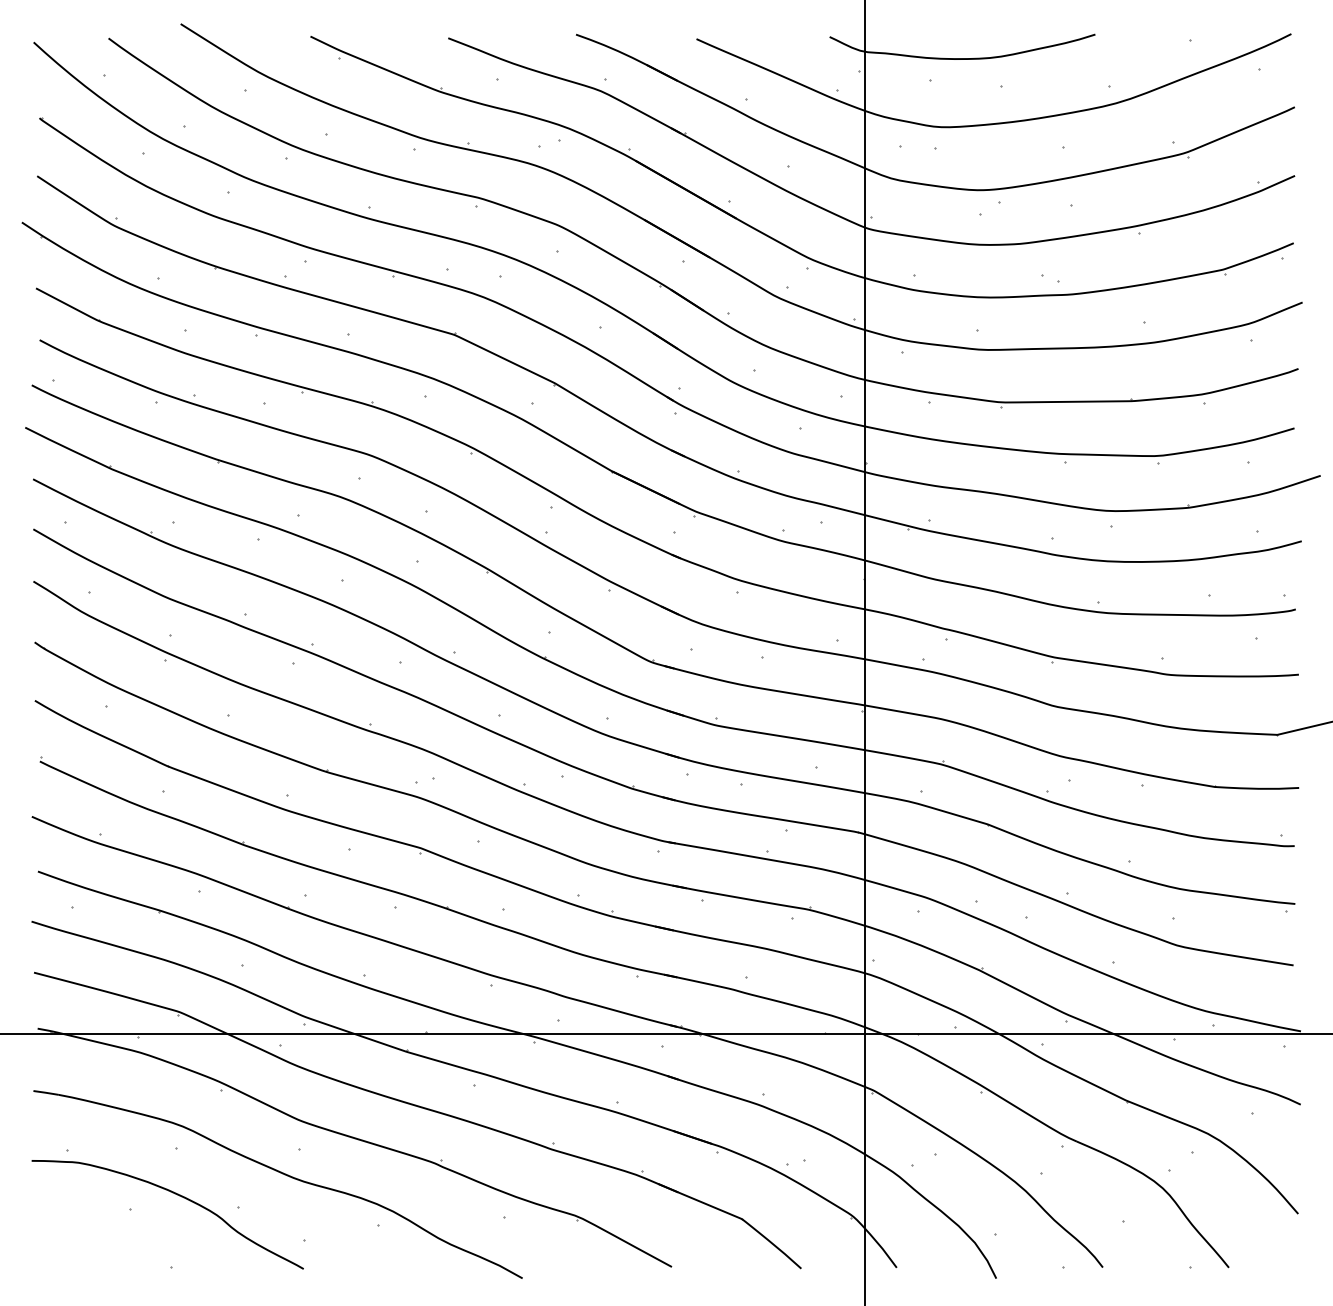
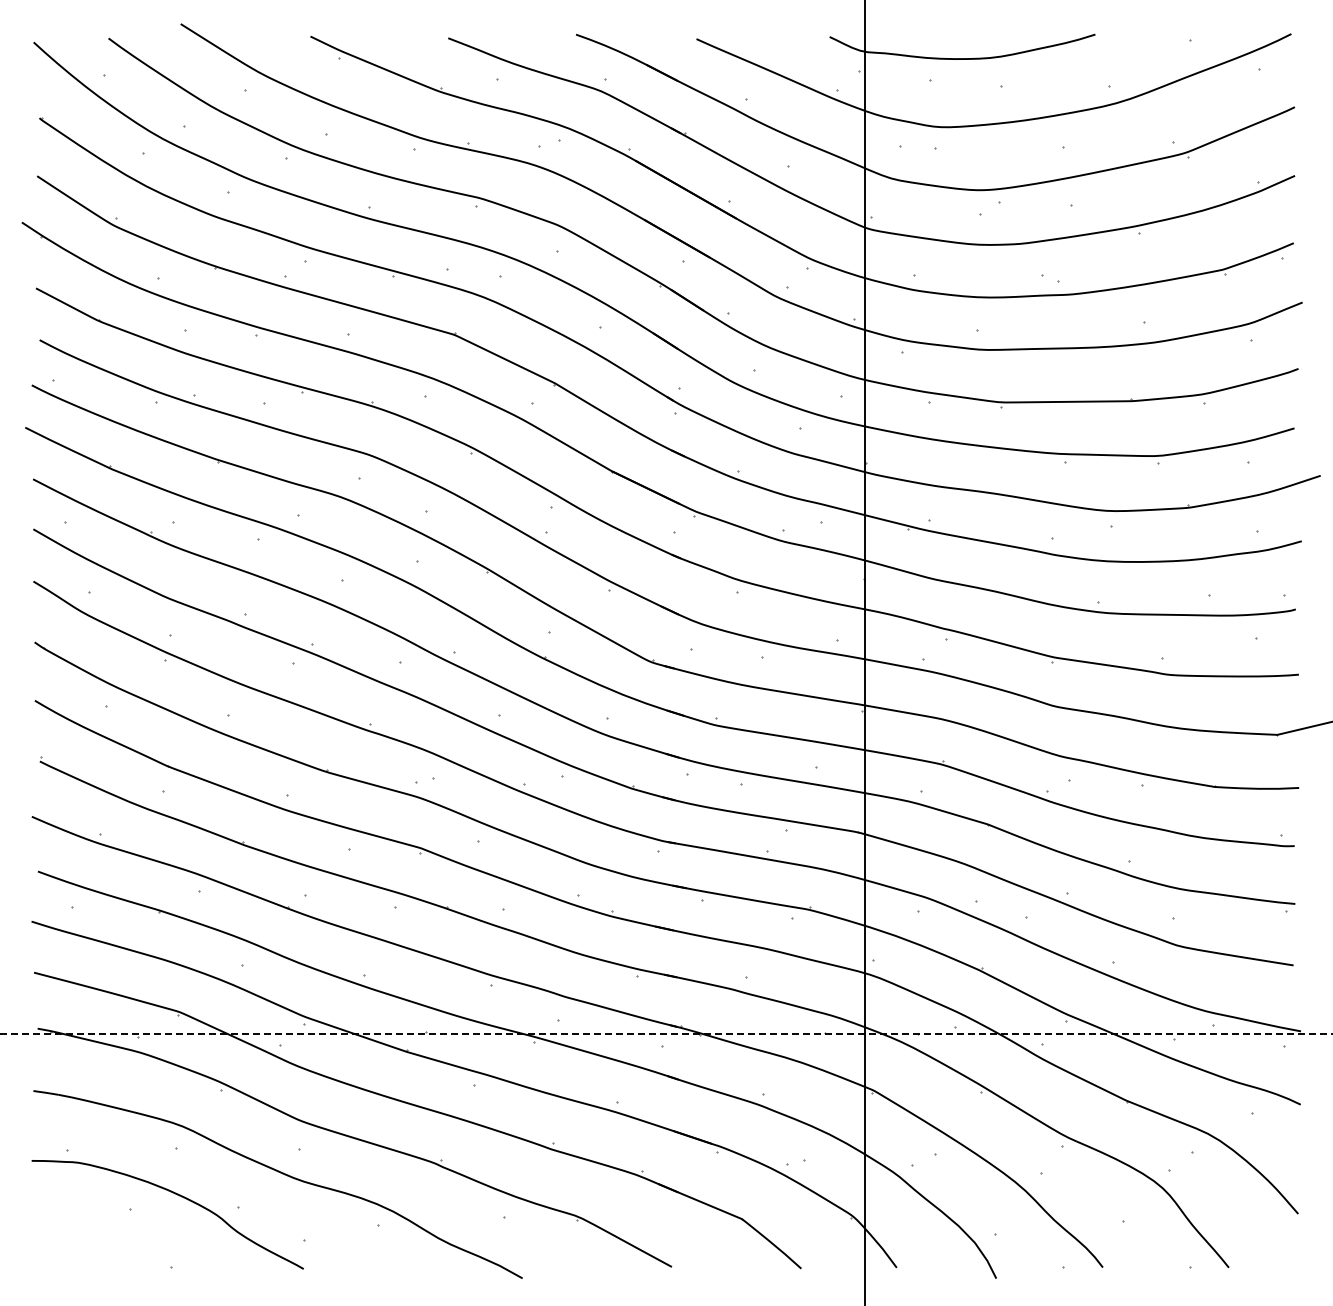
line: solid -> dashed (665, 1034)
